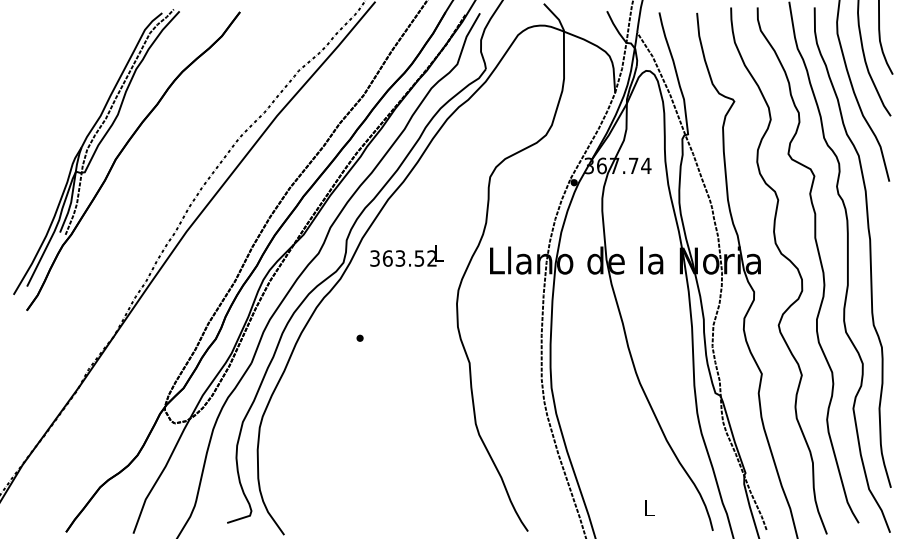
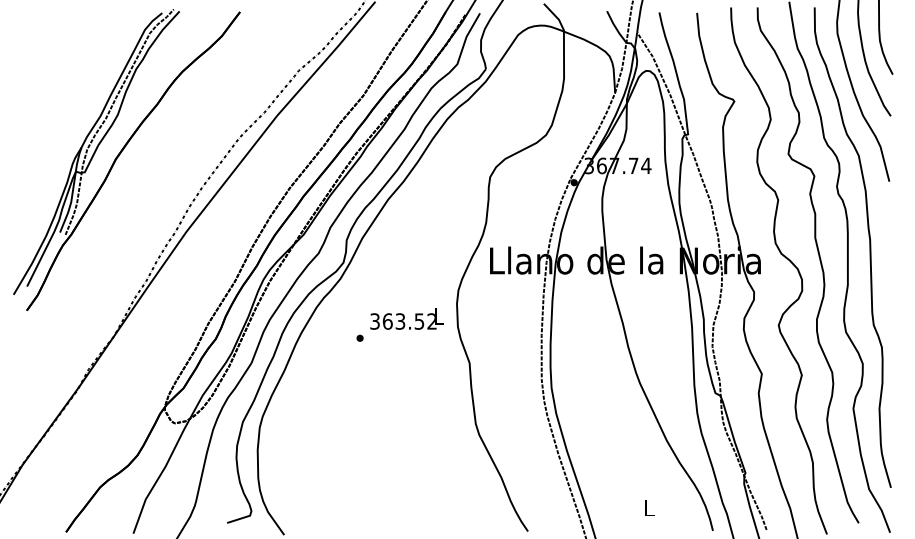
text position: (406, 255) -> (406, 318) (406, 318)
